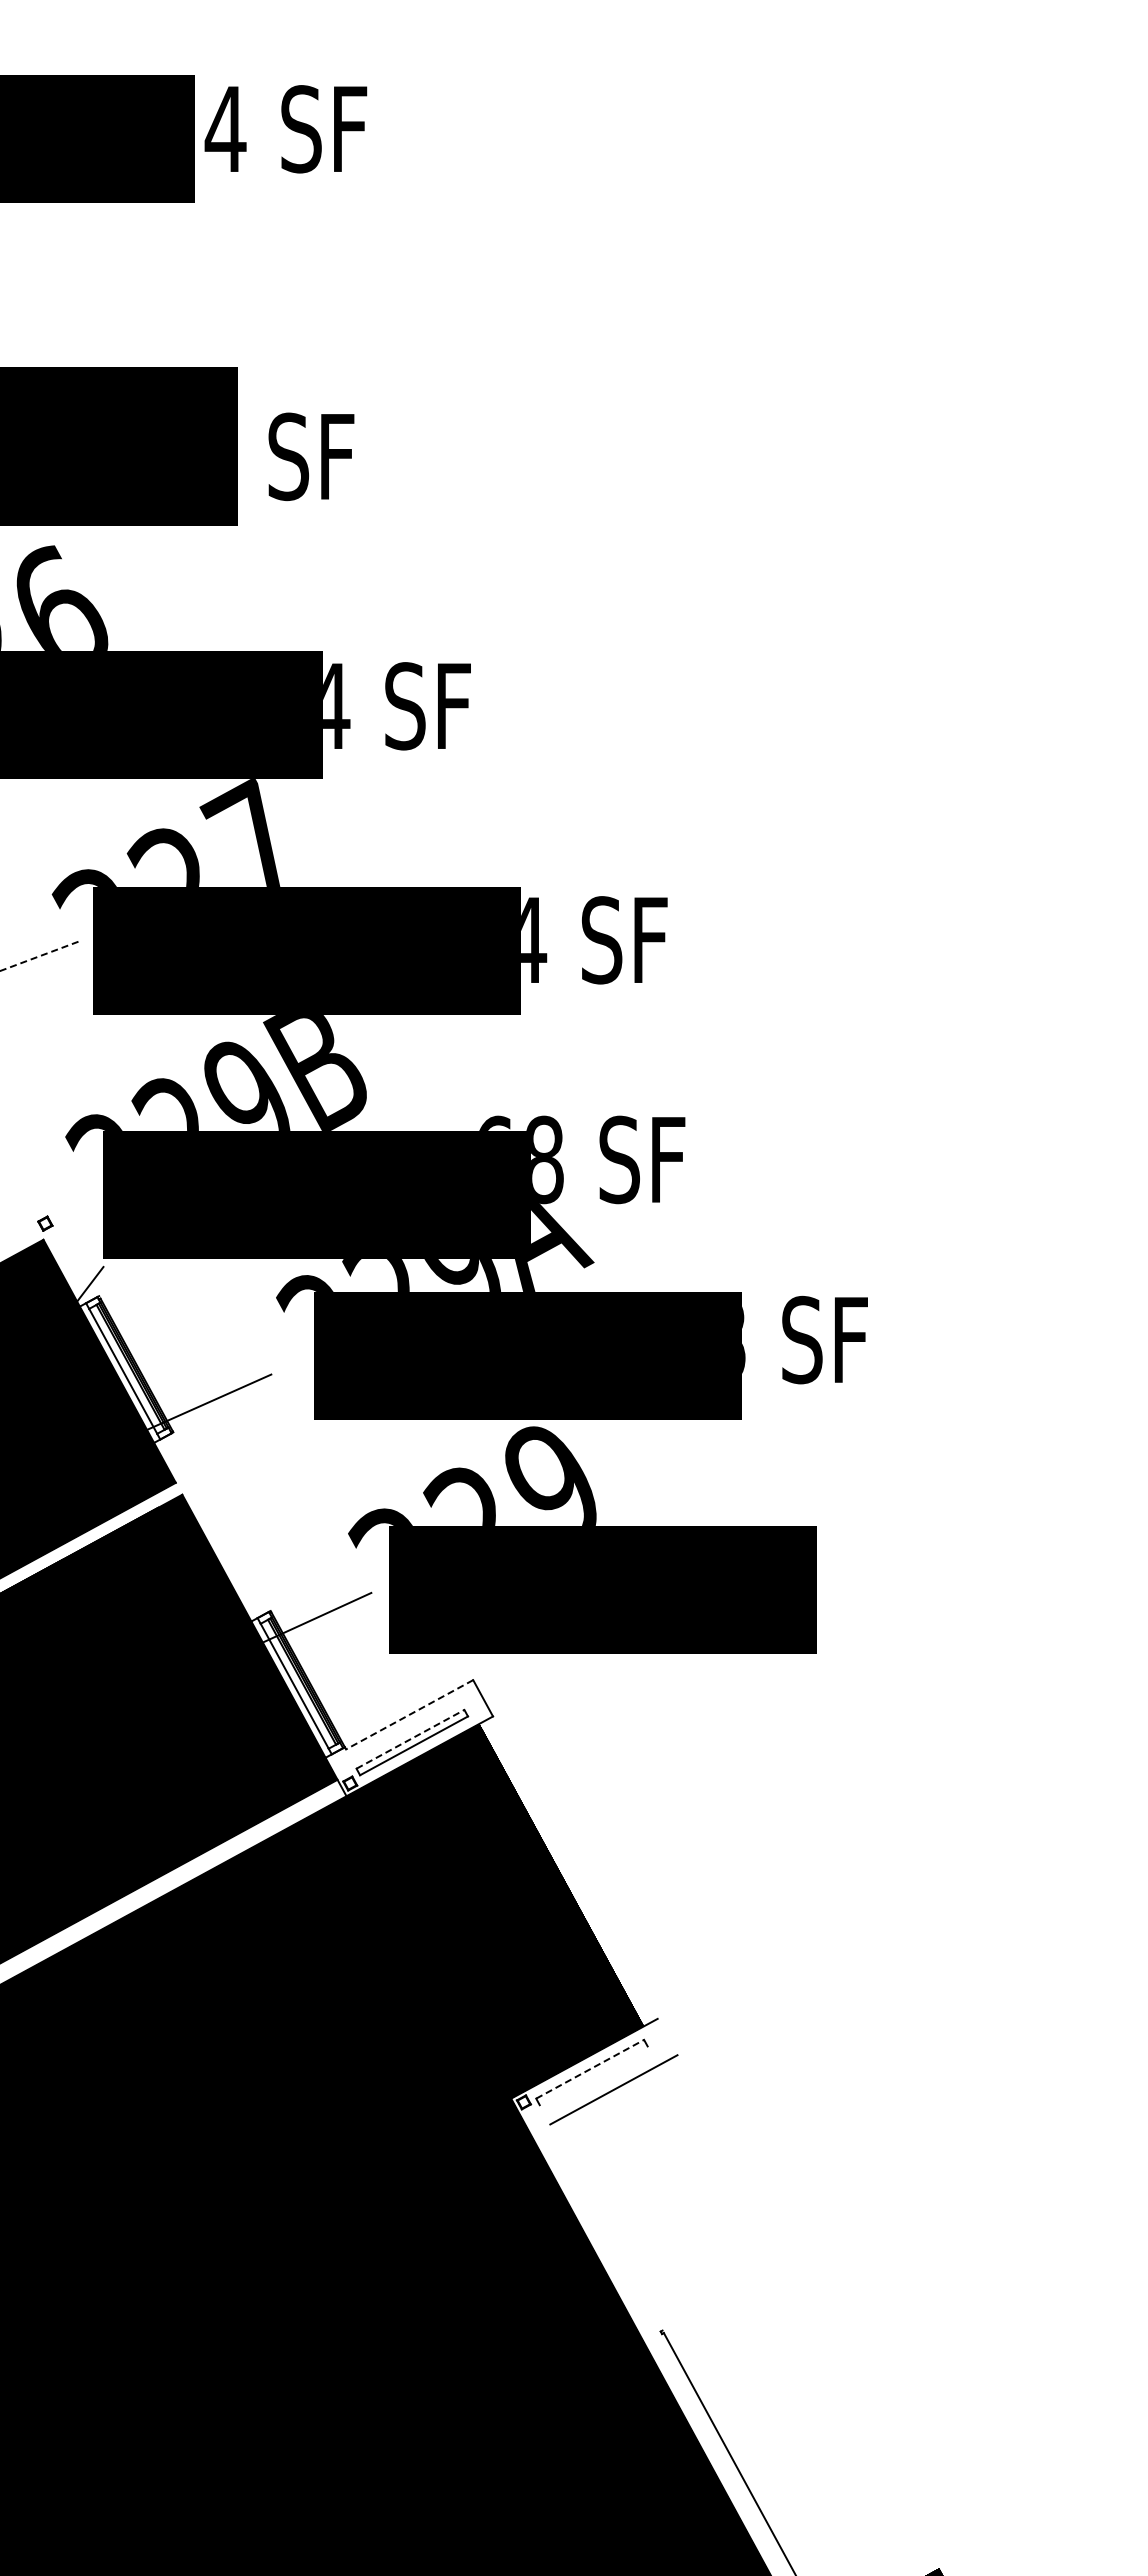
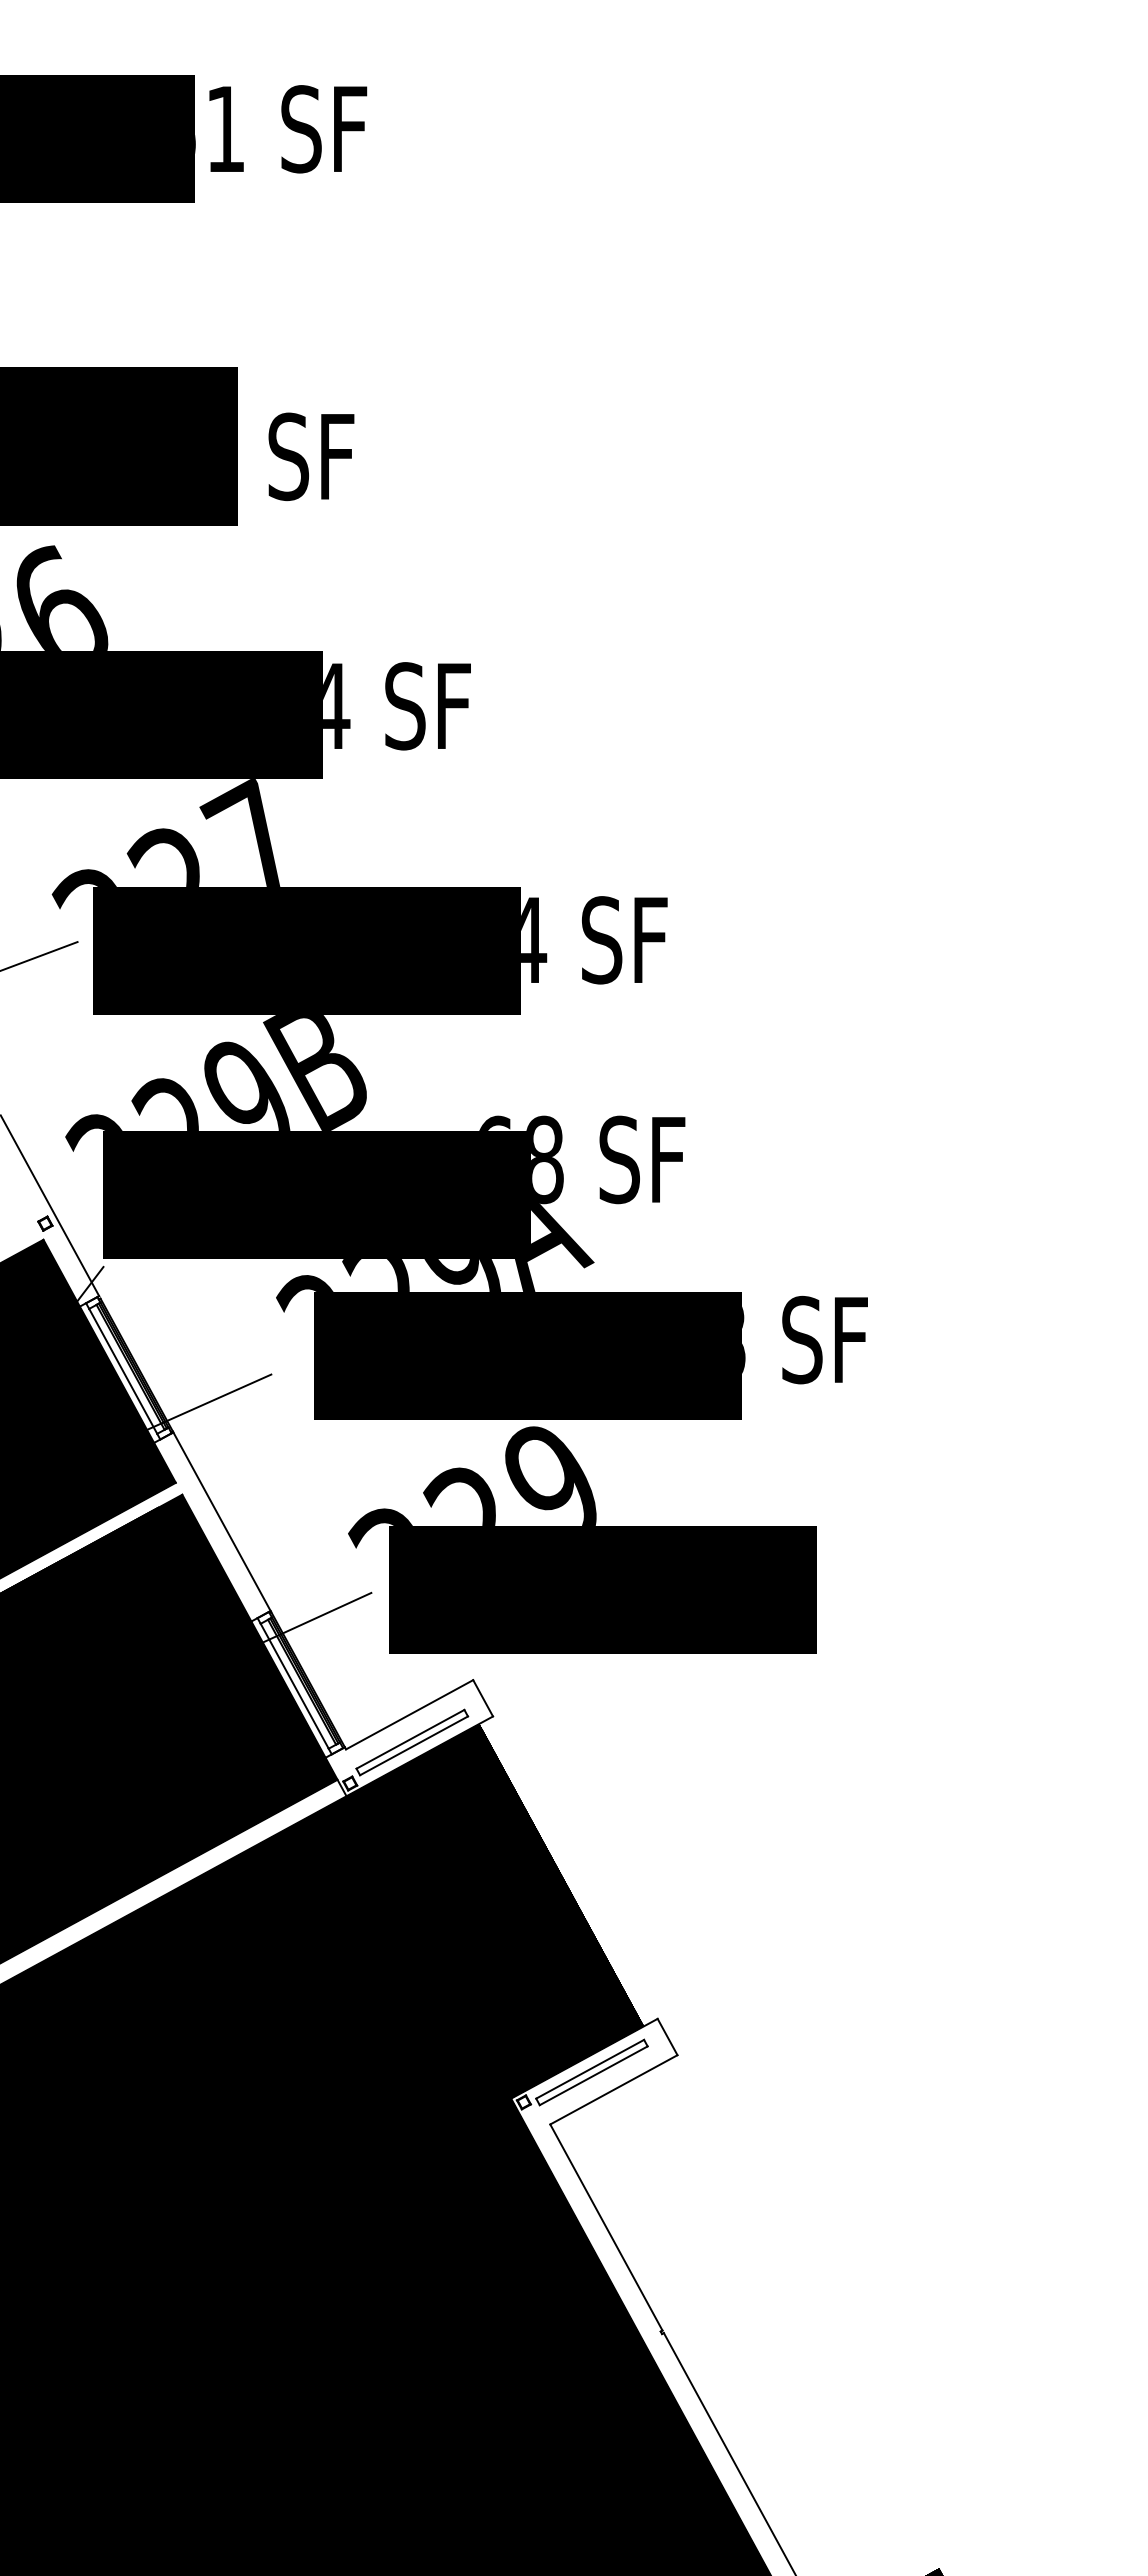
text: 34 -> 61 (220, 128)
line: dashed -> solid (39, 956)
line: none -> present (50, 1207)
line: none -> present (221, 1521)
line: dashed -> solid (409, 1715)
line: dashed -> solid (410, 1739)
line: none -> present (667, 2036)
line: dashed -> solid (590, 2069)
line: none -> present (593, 2075)
line: none -> present (606, 2227)
